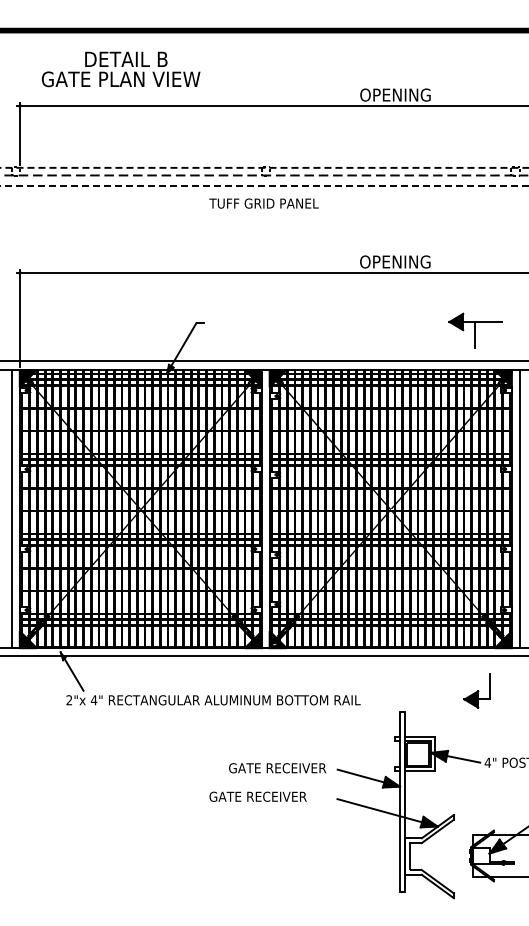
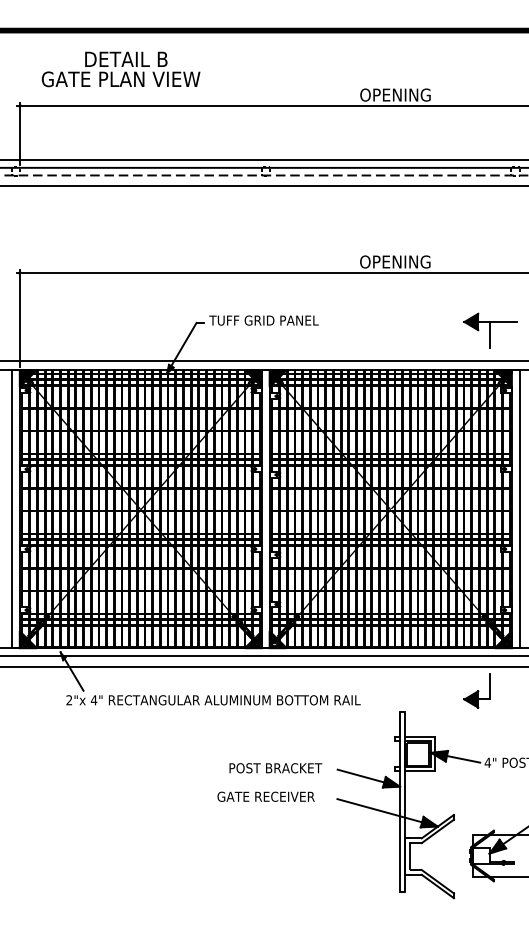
line: none -> present (263, 160)
line: dashed -> solid (264, 167)
line: dashed -> solid (264, 185)
text position: (263, 203) -> (263, 320) (263, 320)
part position: (475, 330) -> (490, 330) (490, 330)
line: none -> present (263, 667)
text: GATE RECEIVER -> POST BRACKET (277, 768)
text position: (257, 796) -> (265, 796) (265, 796)
